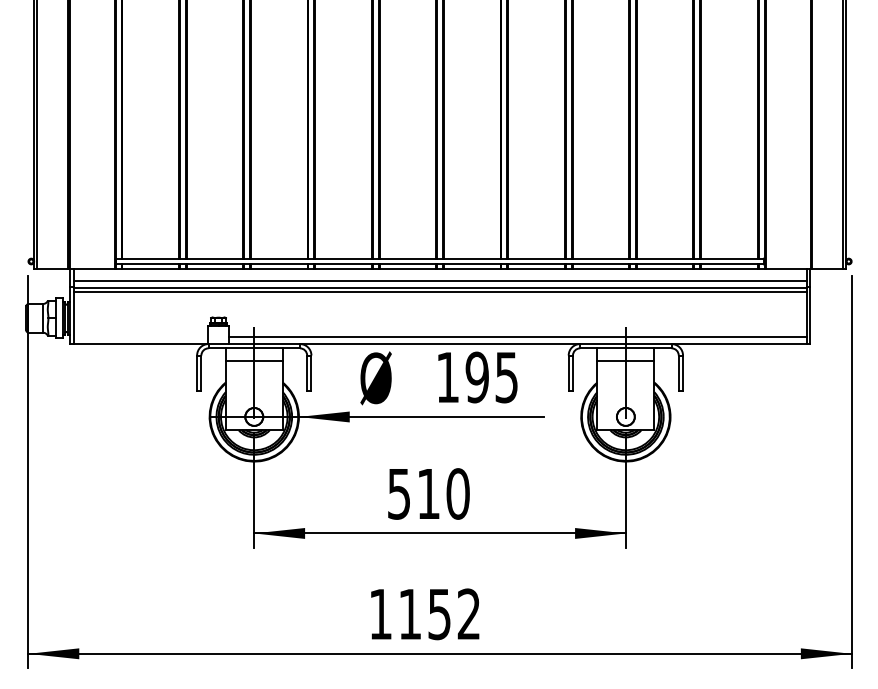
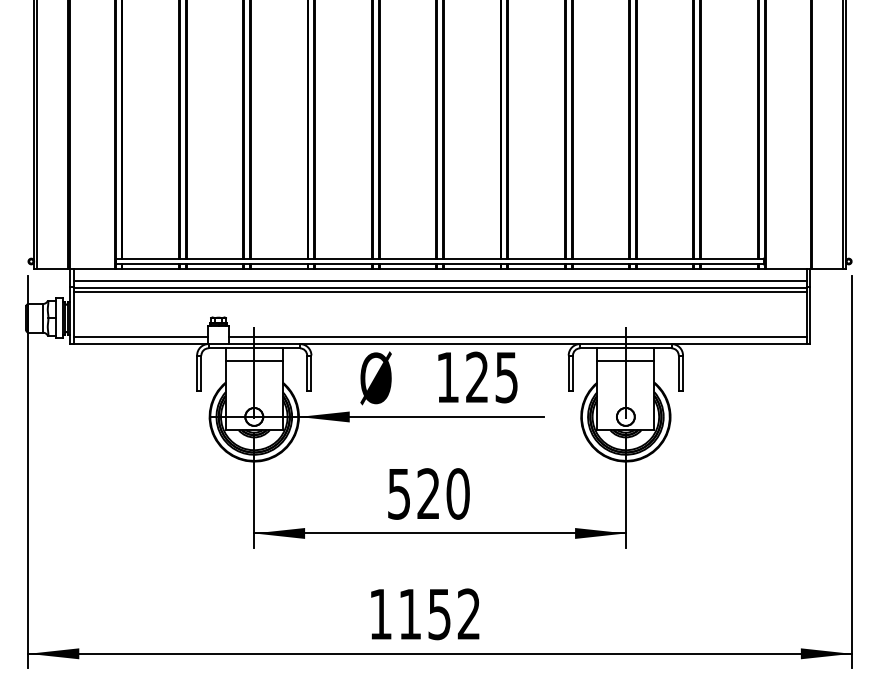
line: none -> present (140, 336)
text: 195 -> 125 (476, 377)
text: 510 -> 520 (428, 493)
